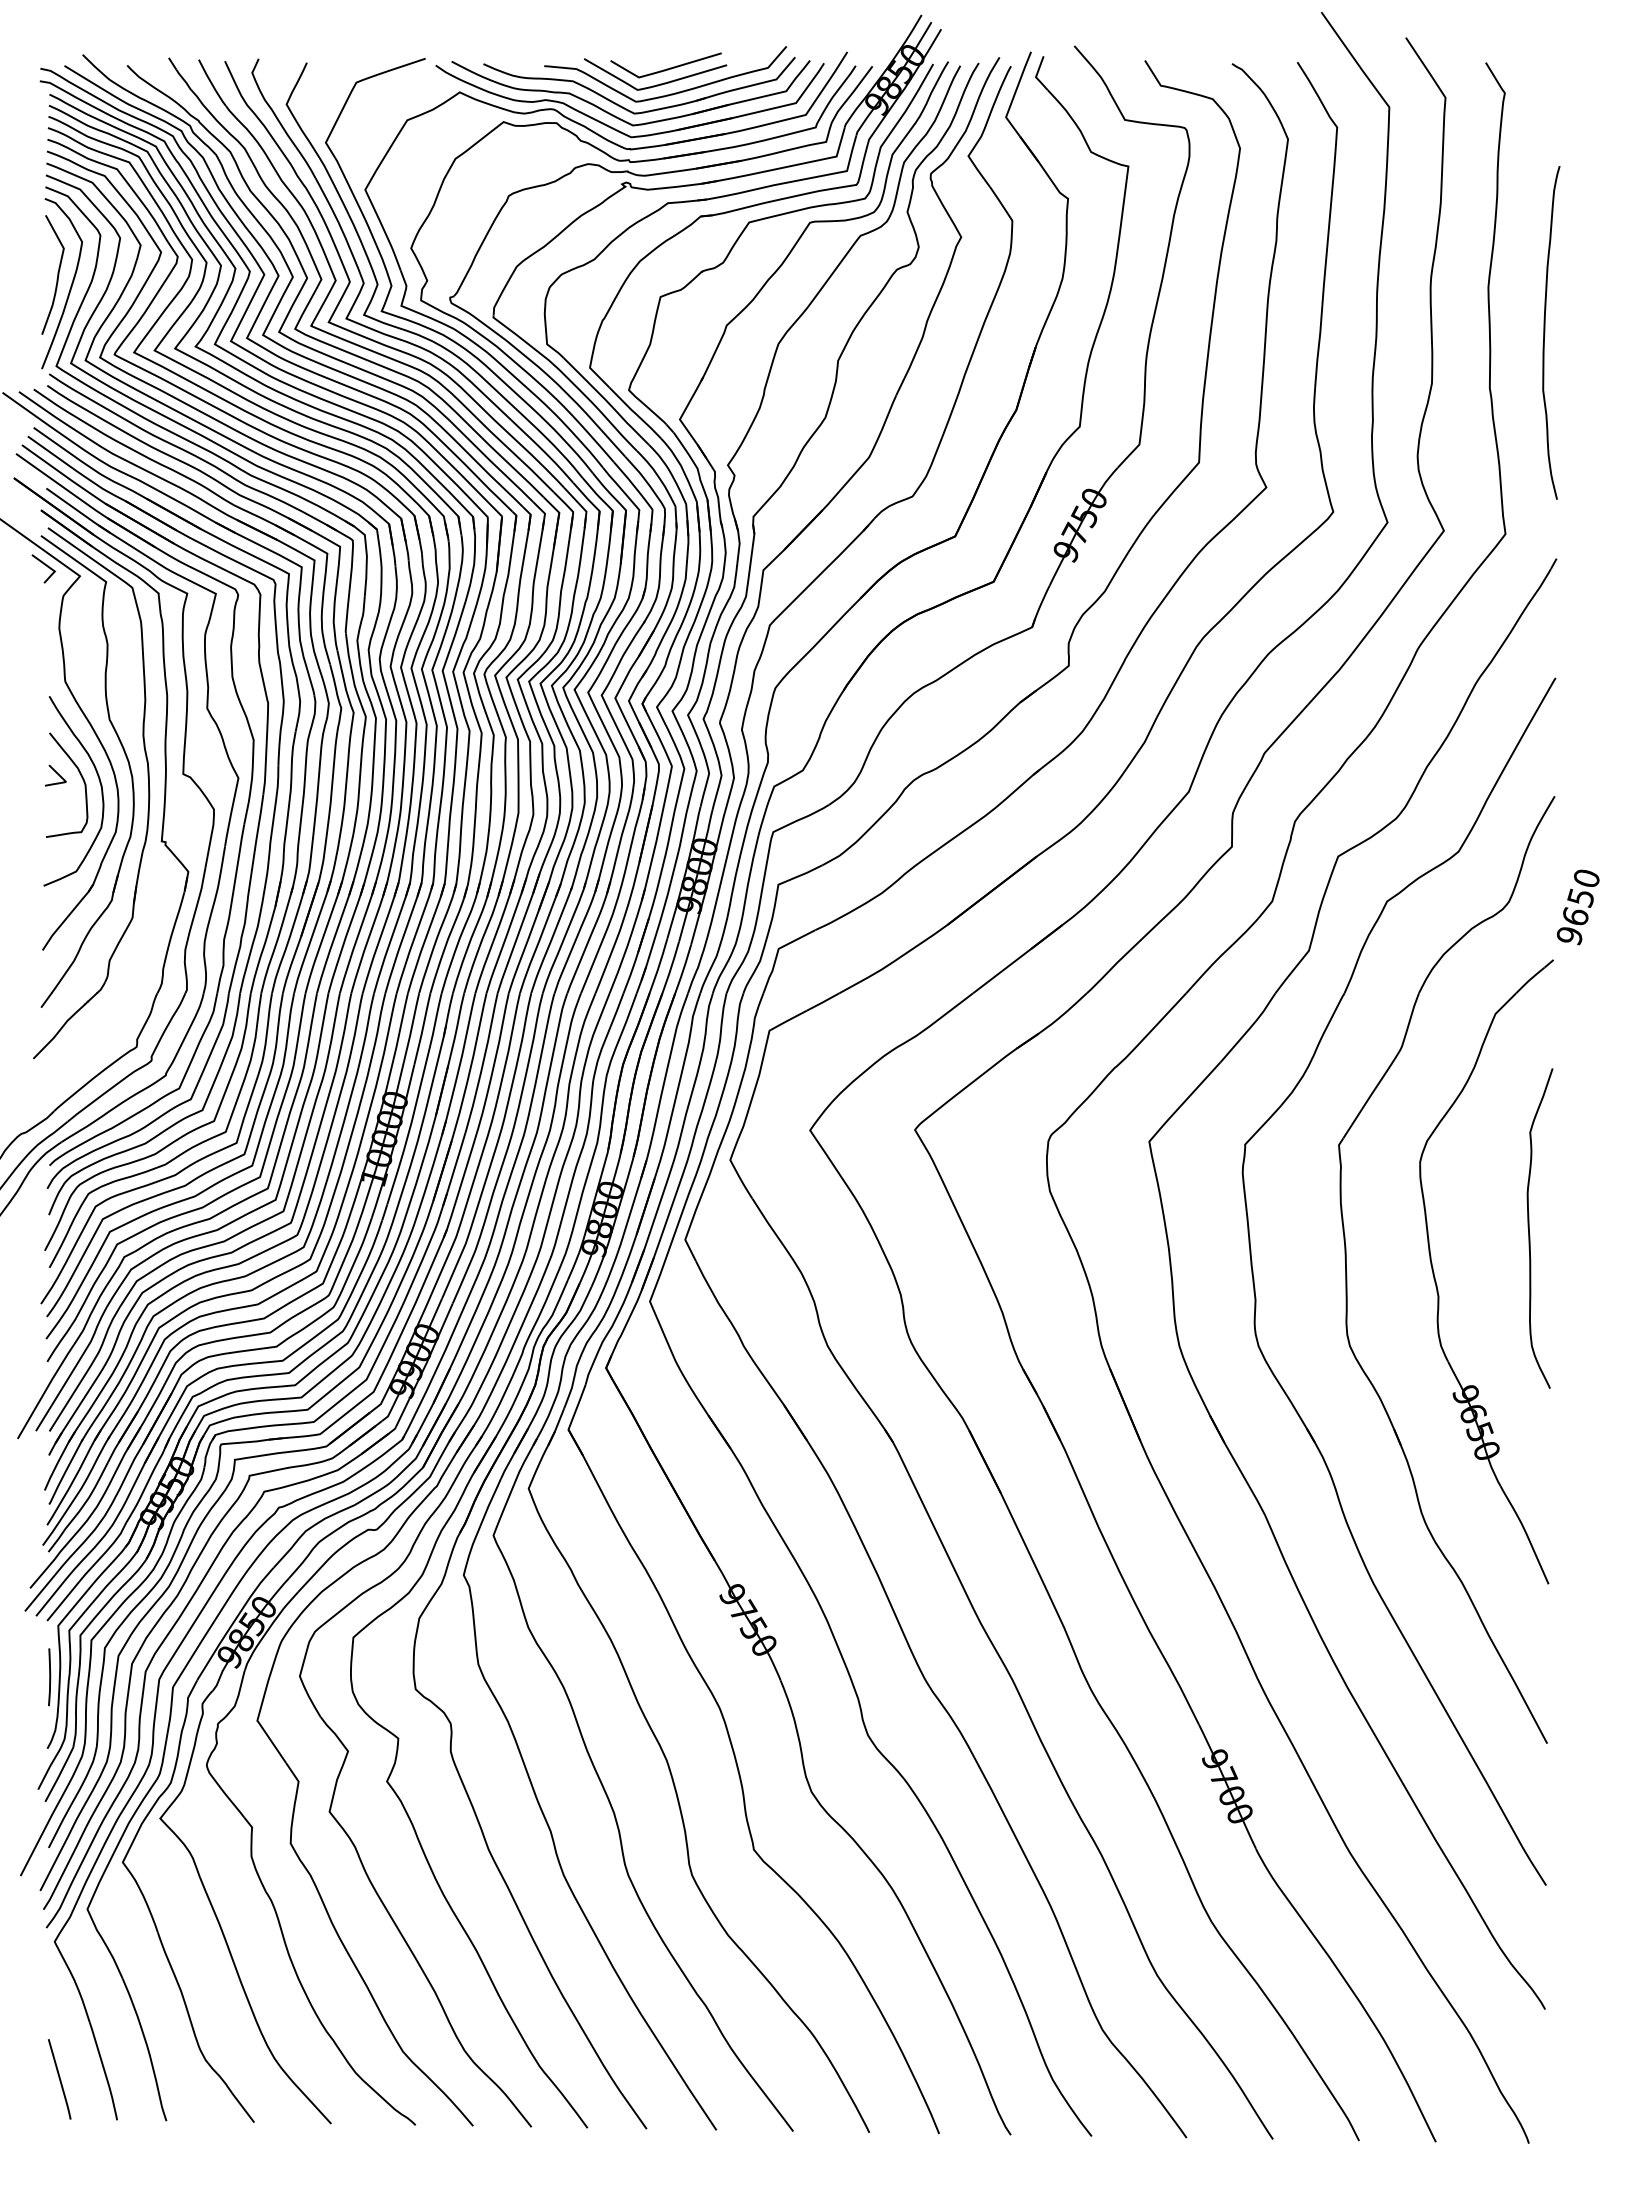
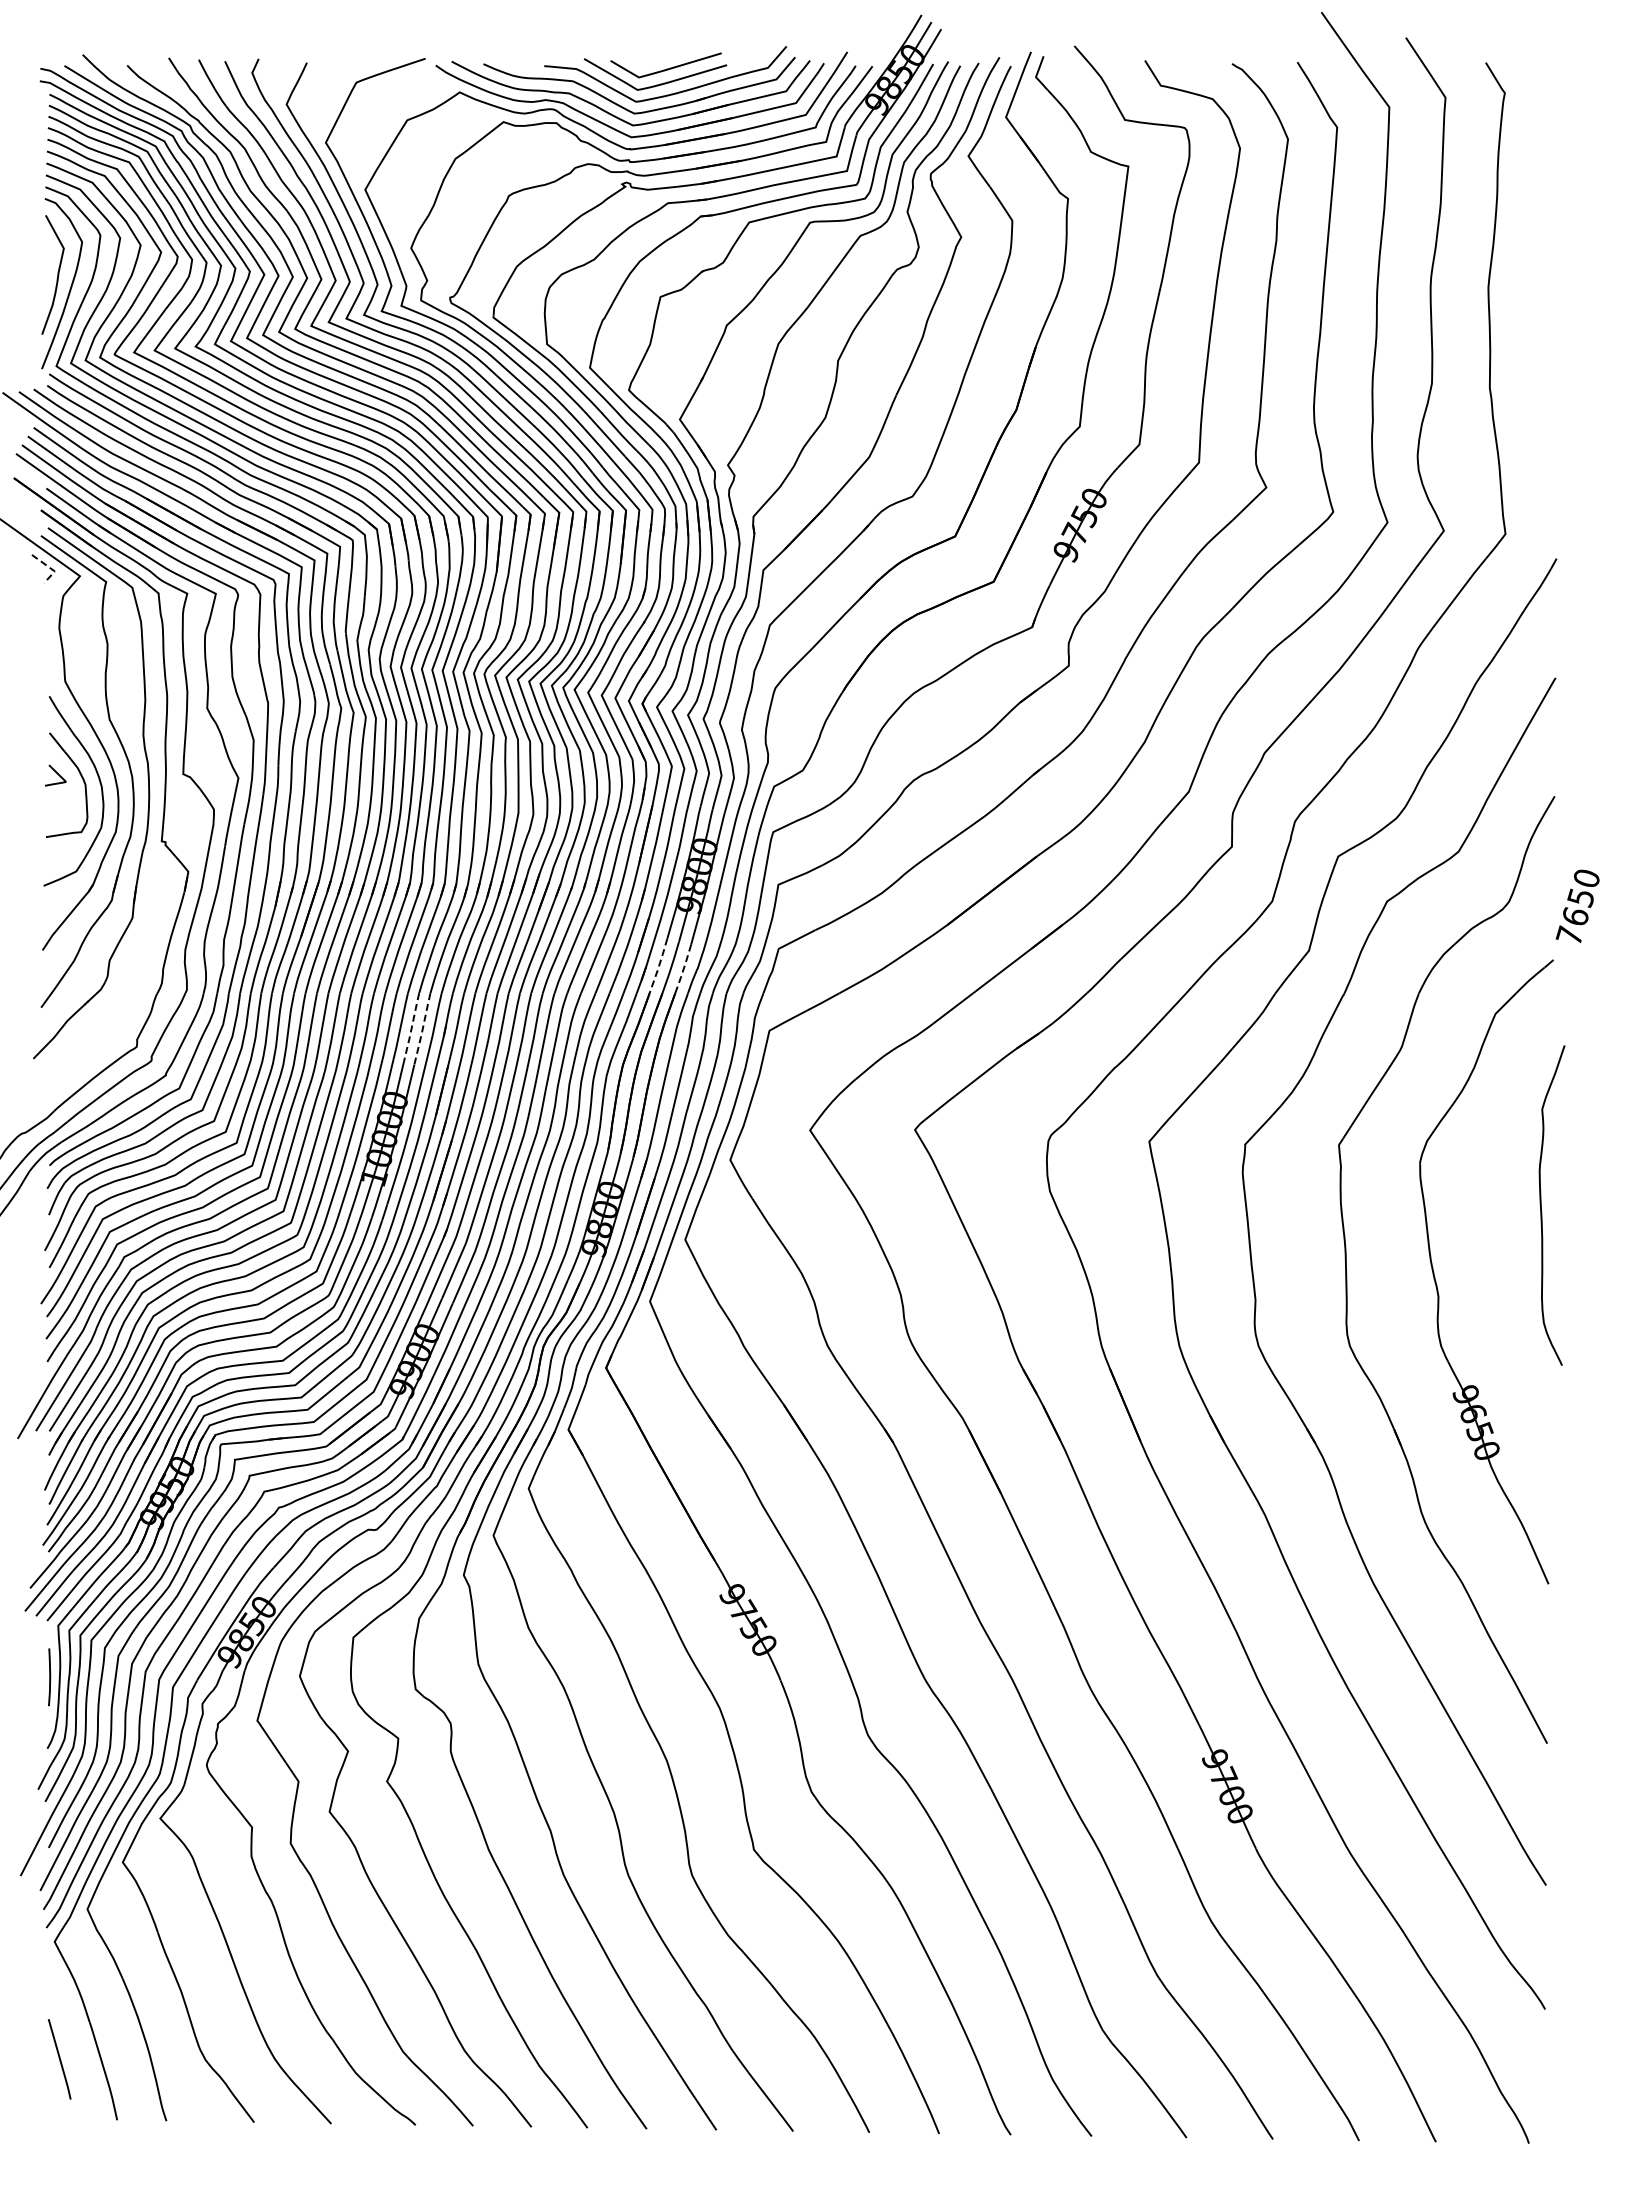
curve: present -> none (1545, 332)
line: solid -> dashed (50, 568)
text: 9650 -> 7650 (1568, 935)
line: solid -> dashed (659, 965)
line: solid -> dashed (683, 969)
line: solid -> dashed (411, 1027)
line: solid -> dashed (422, 1029)
part position: (1529, 1228) -> (1541, 1205) (1541, 1205)
line position: (59, 2079) -> (59, 2059) (59, 2059)
